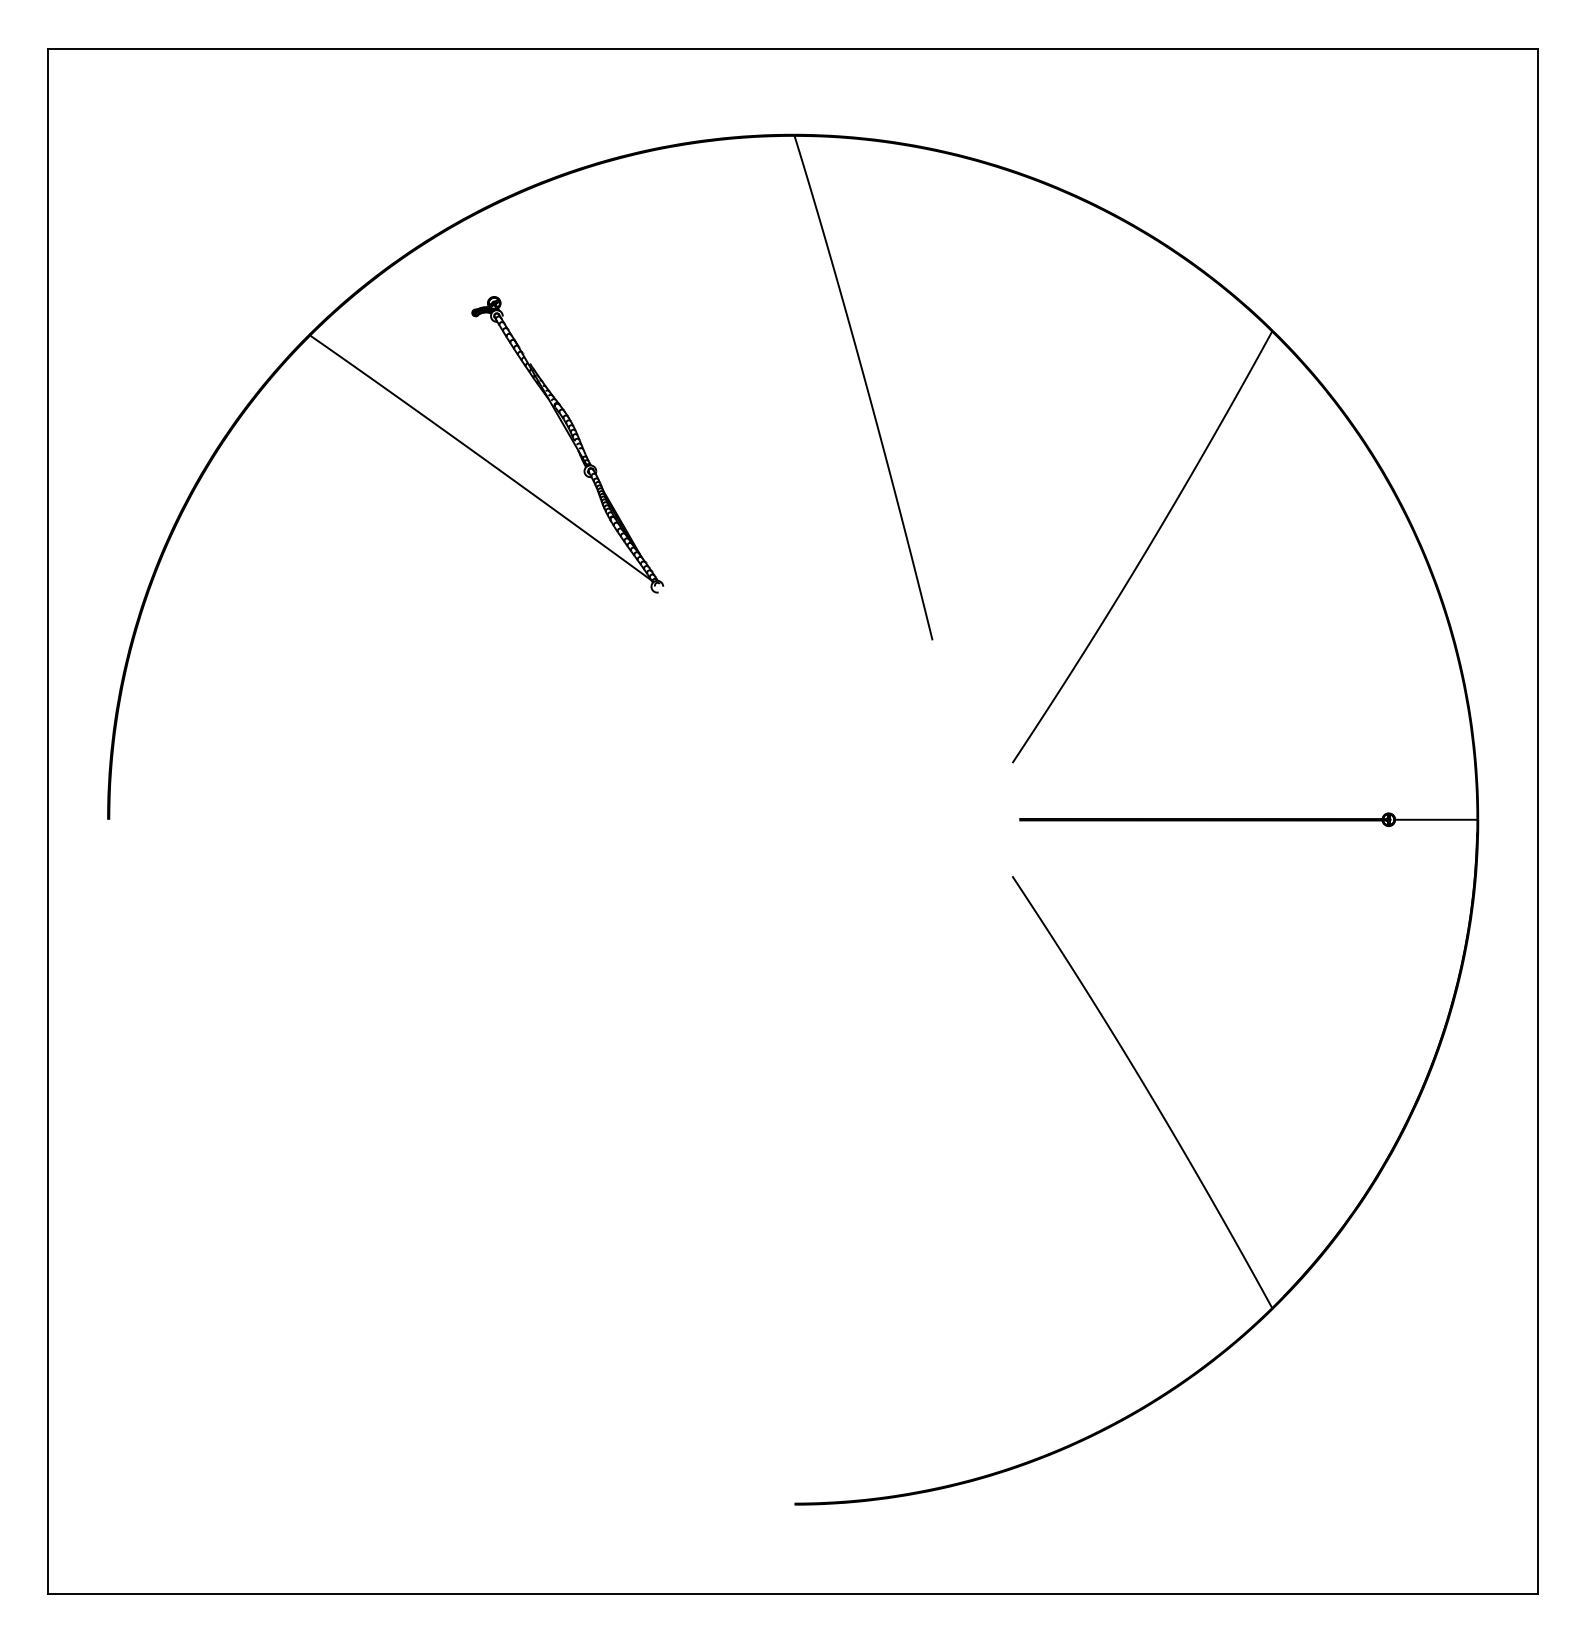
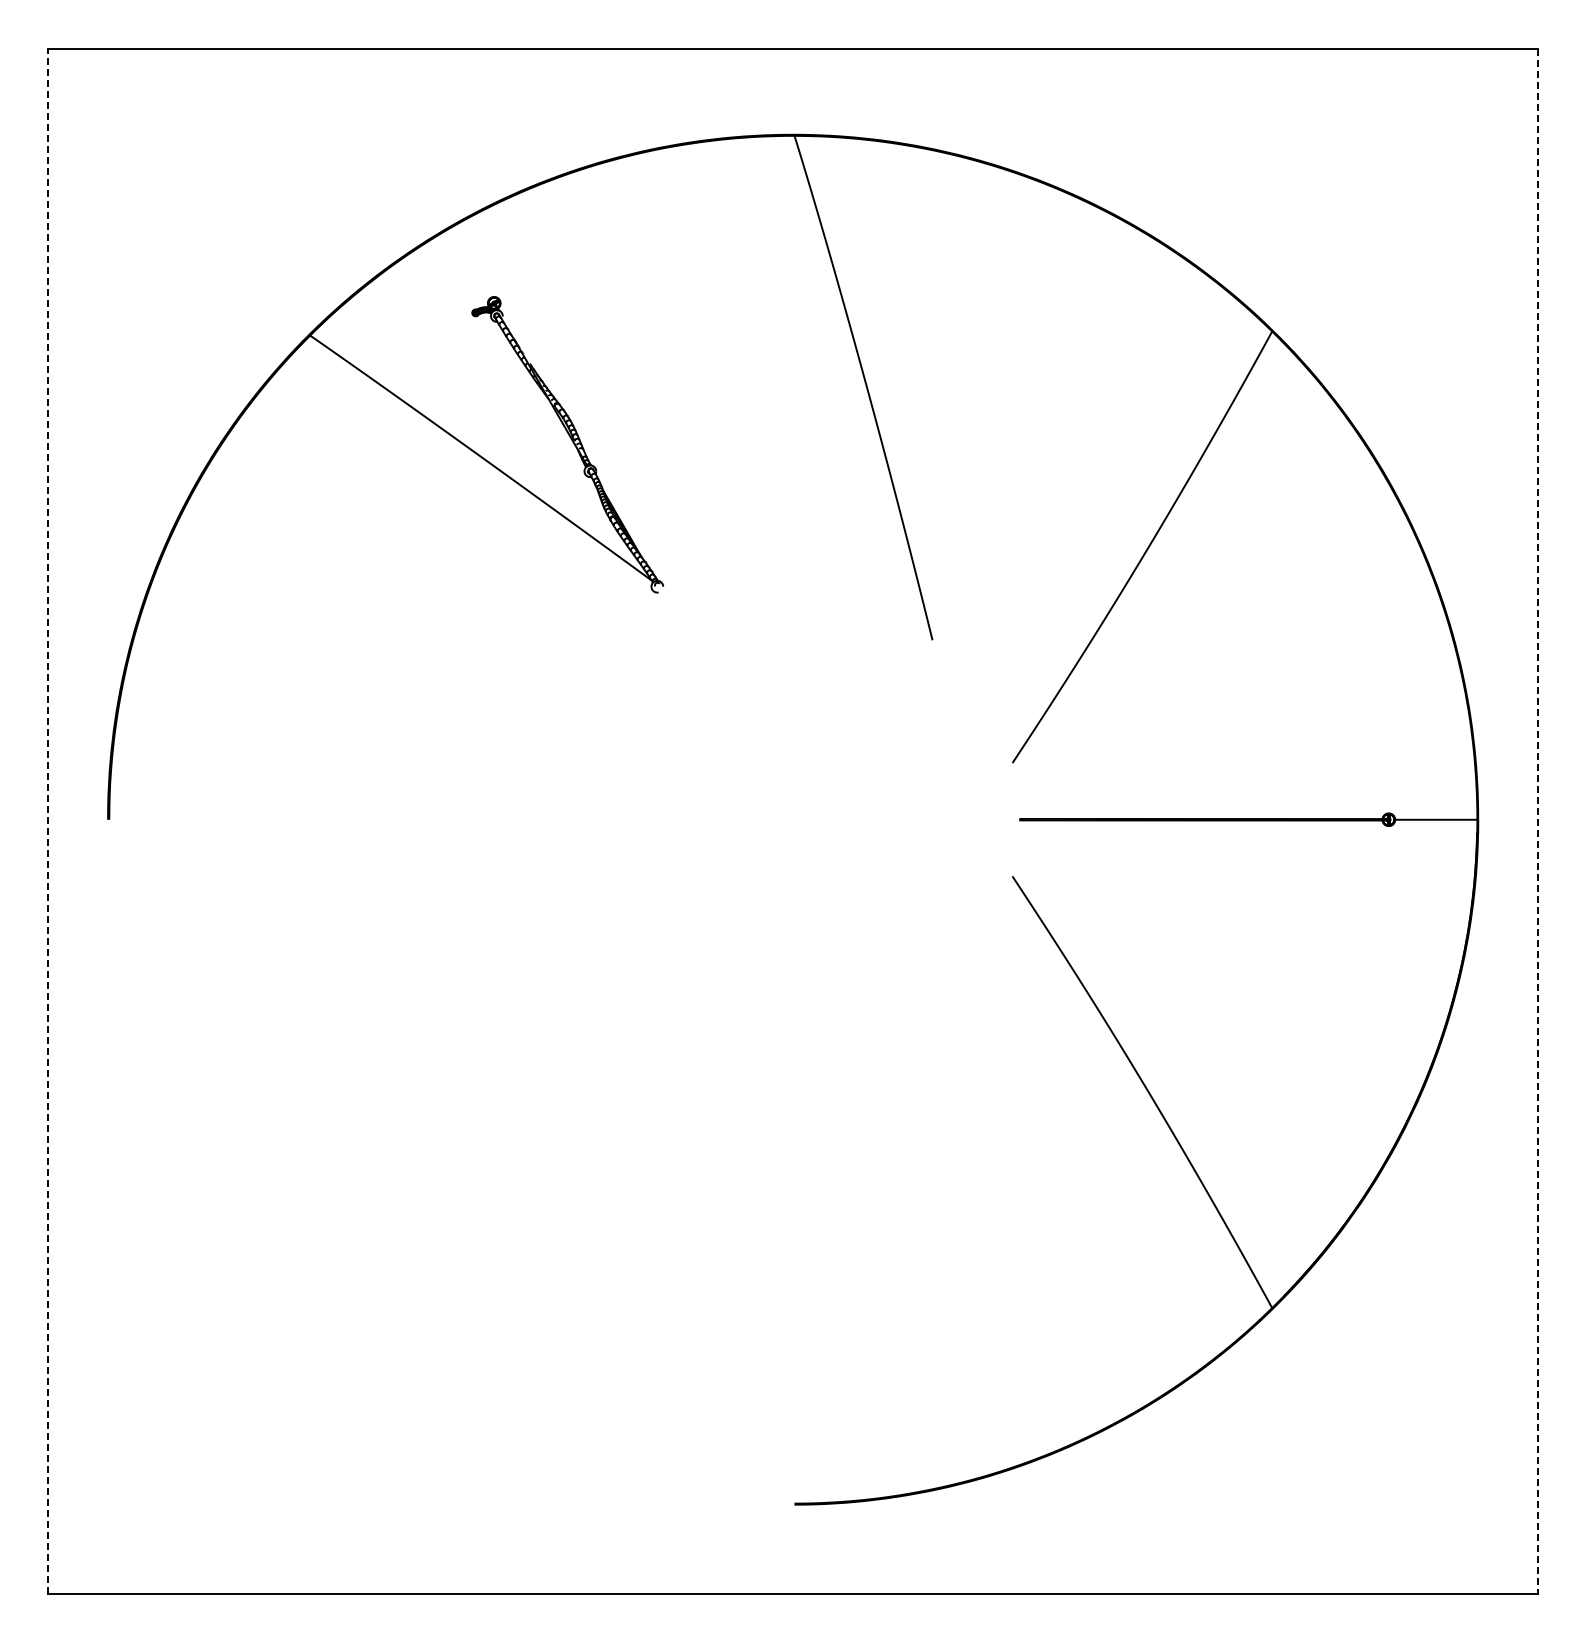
line: solid -> dashed (47, 821)
line: solid -> dashed (1538, 822)
